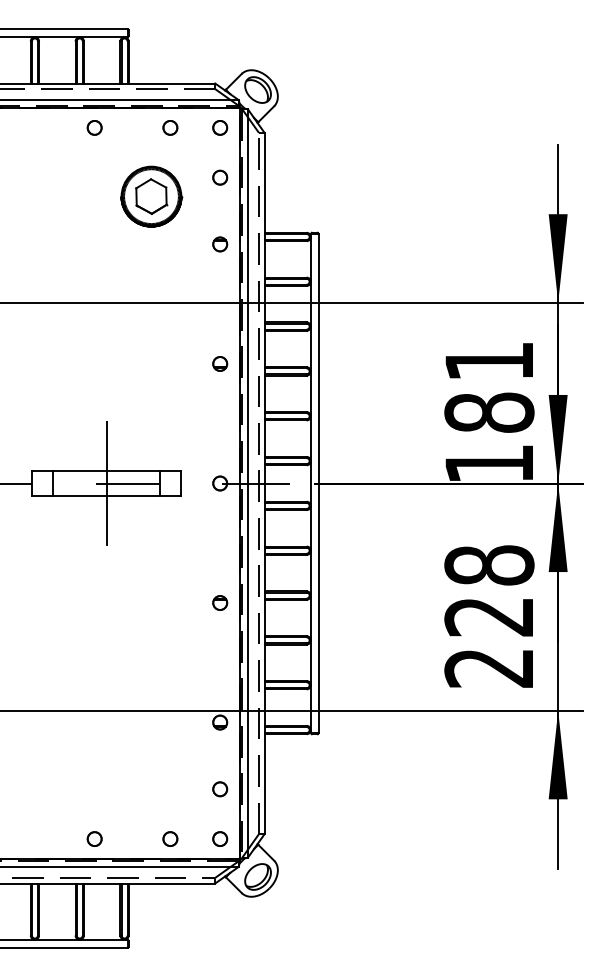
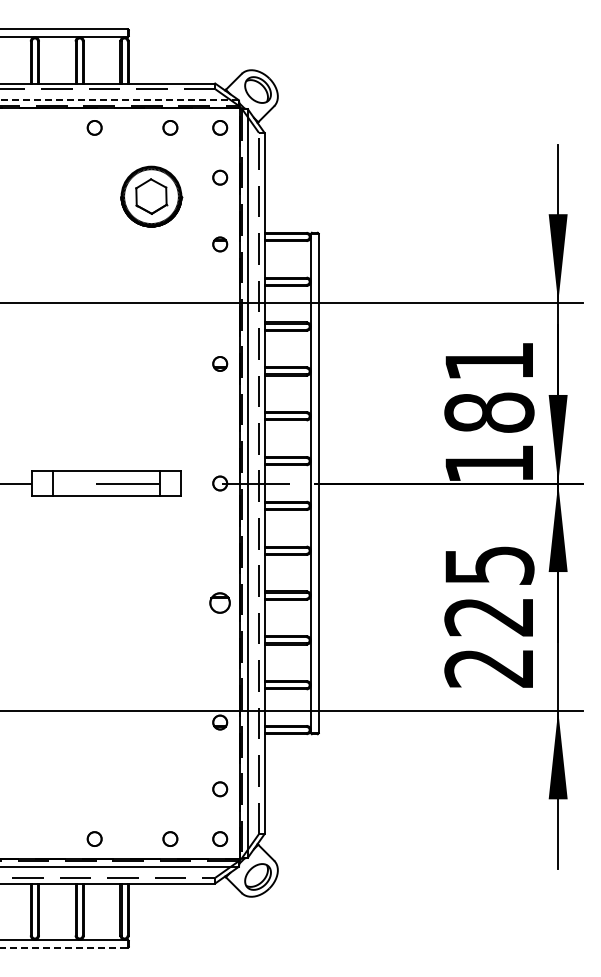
line: solid -> dashed (119, 100)
line: present -> none (106, 483)
text: 228 -> 225 (489, 565)
part size: 17x16 px -> 22x22 px (219, 602)
line: solid -> dashed (64, 947)
